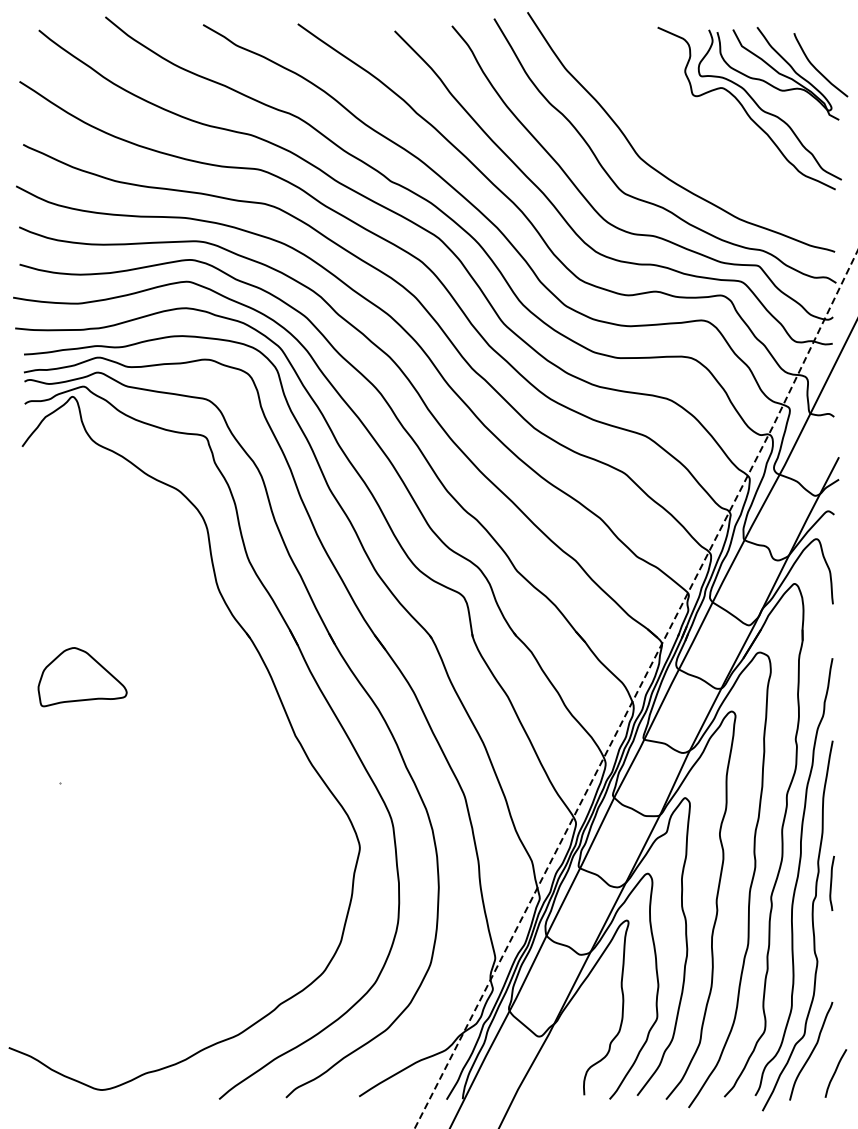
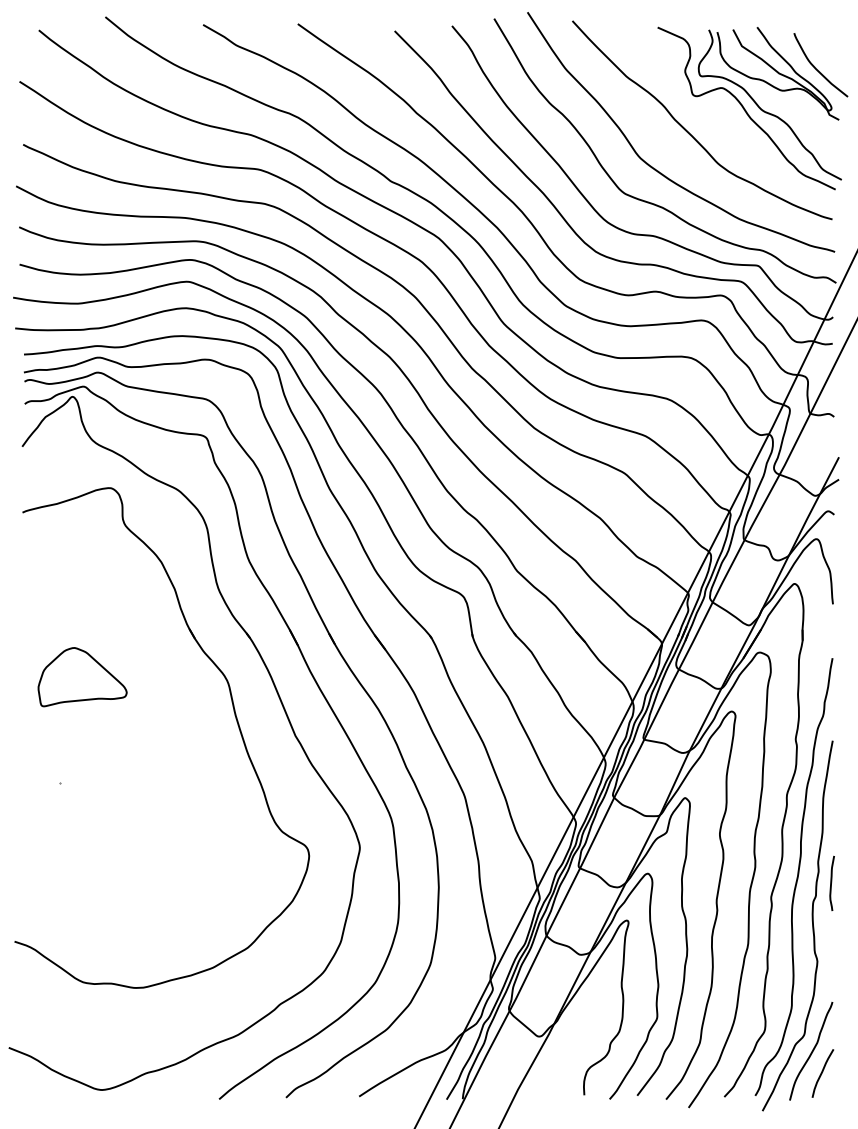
curve: none -> present (689, 132)
line: dashed -> solid (638, 690)
part: none -> present (234, 715)
curve position: (835, 1073) -> (822, 1073) (822, 1073)
